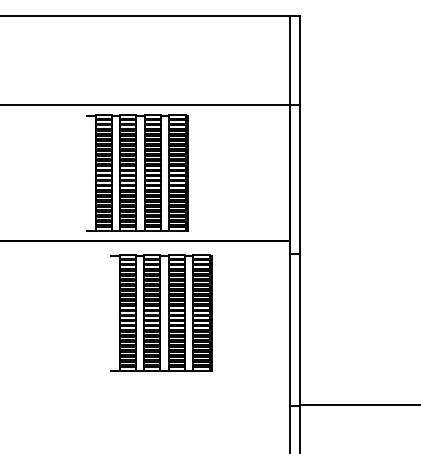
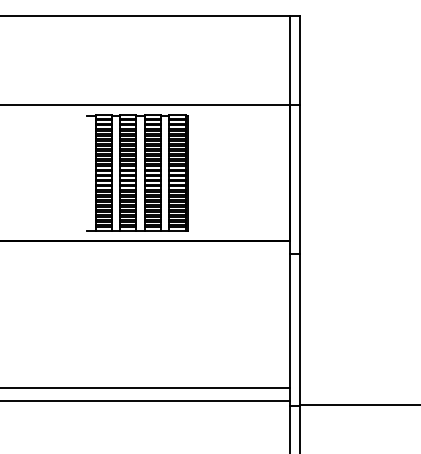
part: present -> none (161, 312)
line: none -> present (145, 387)
line: none -> present (145, 401)
